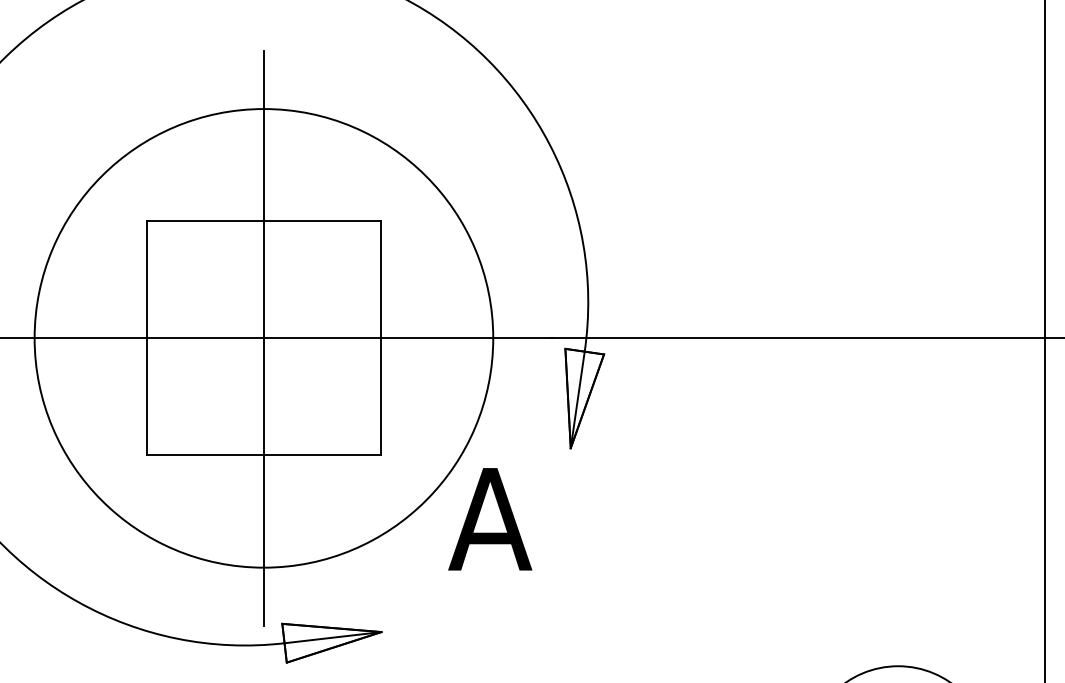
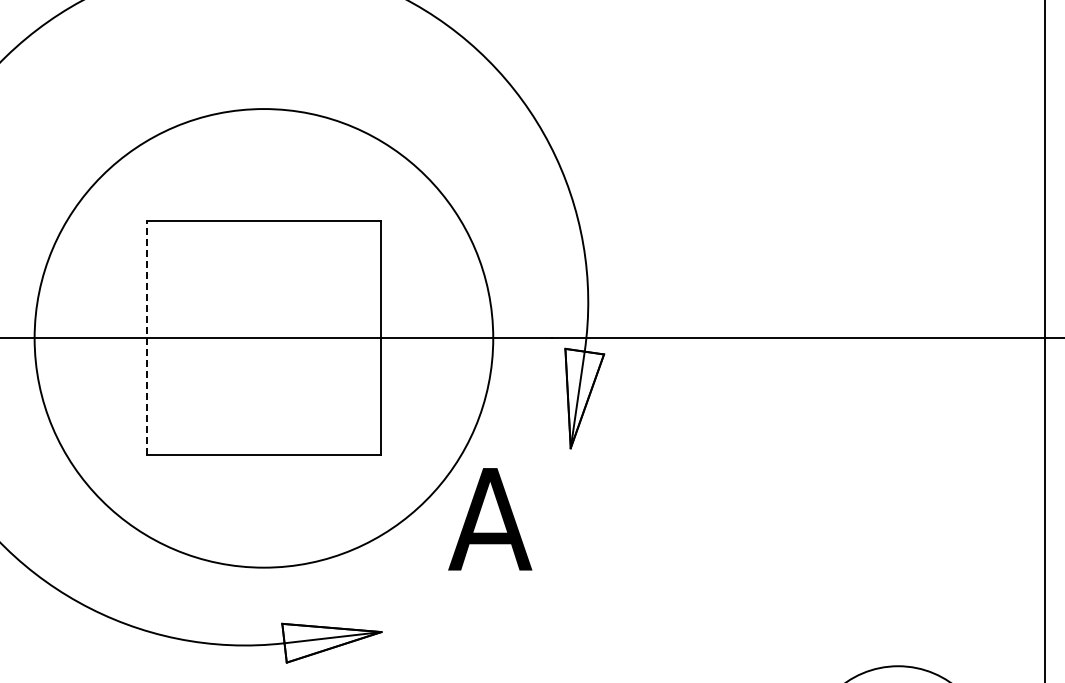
line: solid -> dashed (146, 337)
line: present -> none (263, 338)
